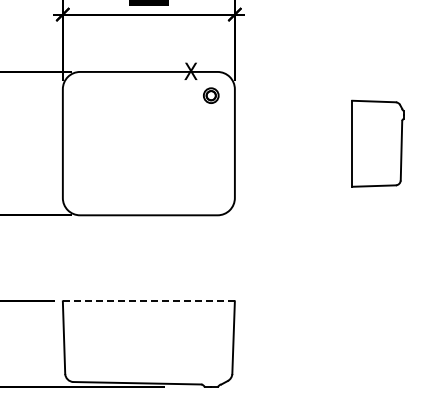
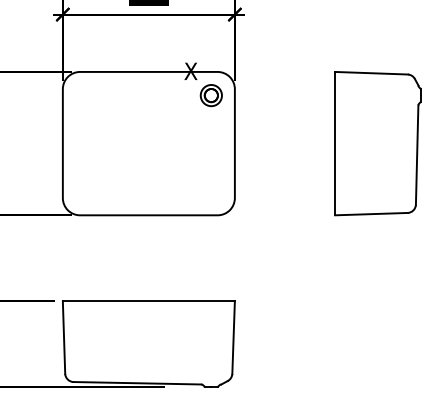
part size: 17x17 px -> 24x24 px (210, 95)
part size: 54x89 px -> 88x146 px (377, 143)
line: dashed -> solid (148, 301)
